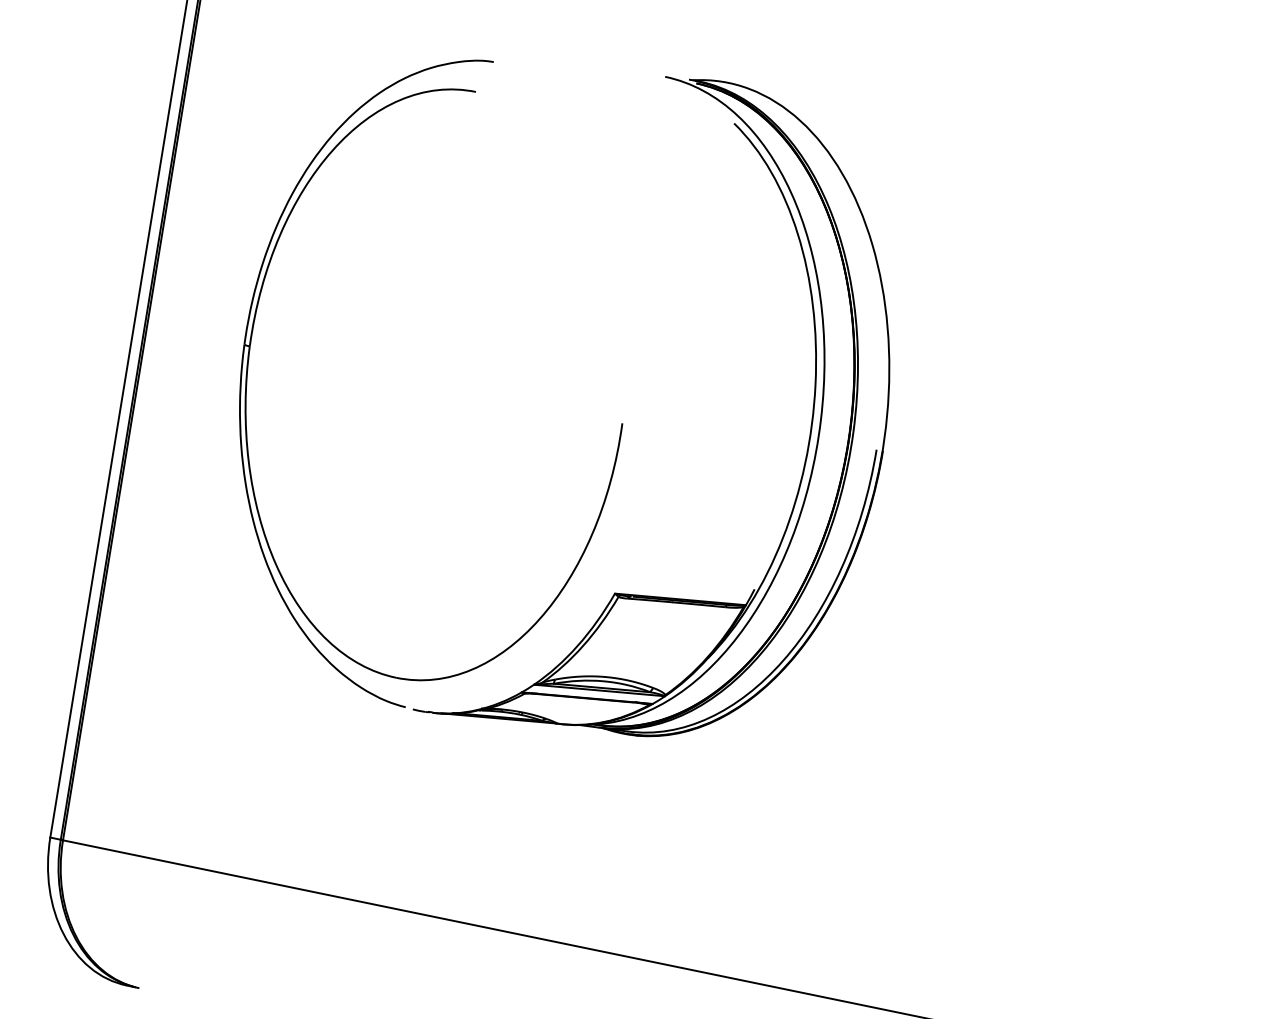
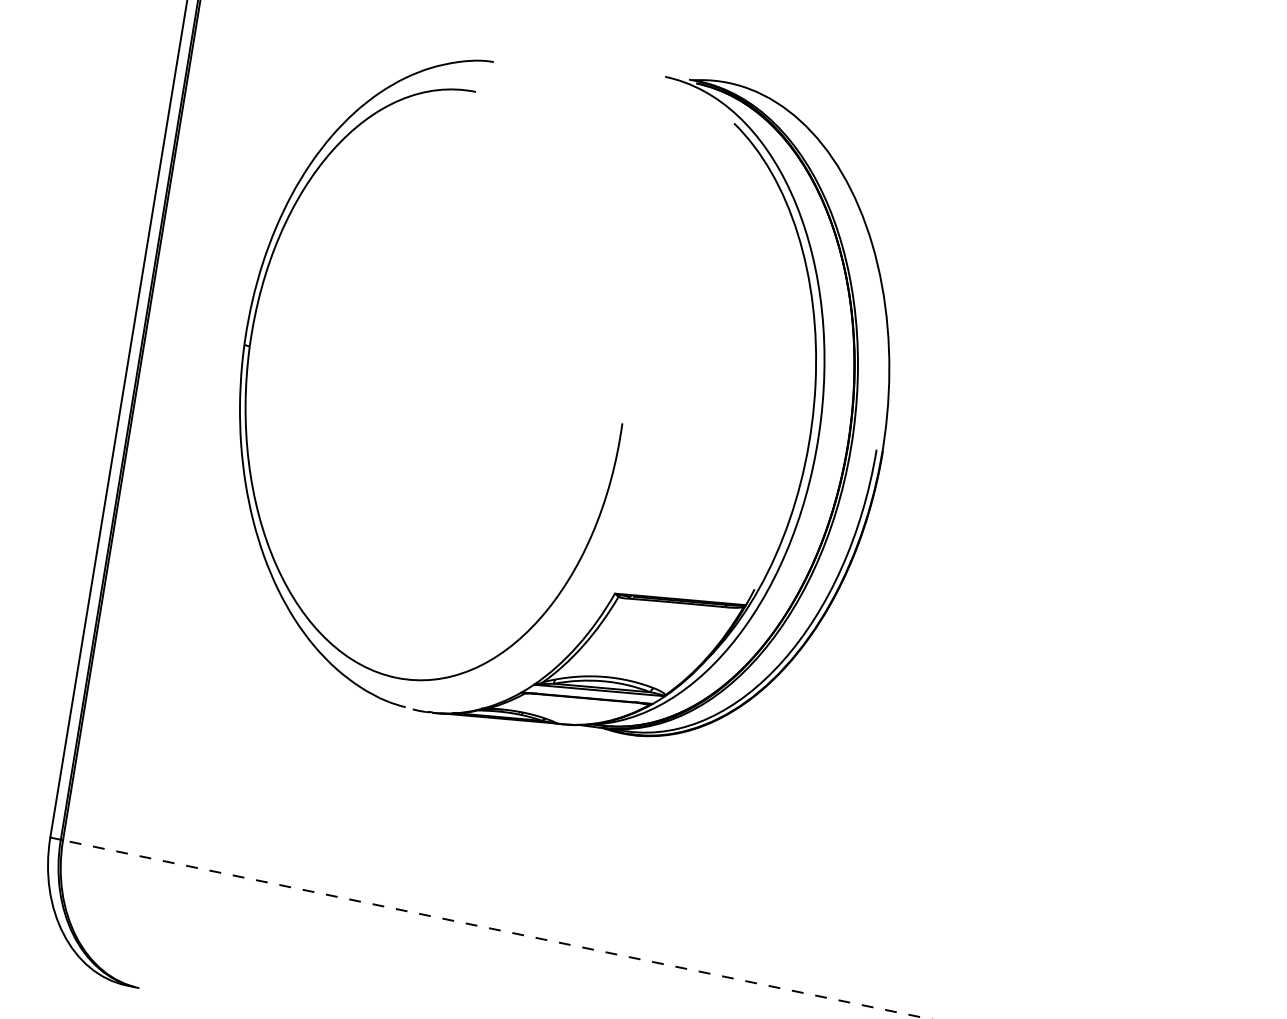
line: solid -> dashed (495, 929)
